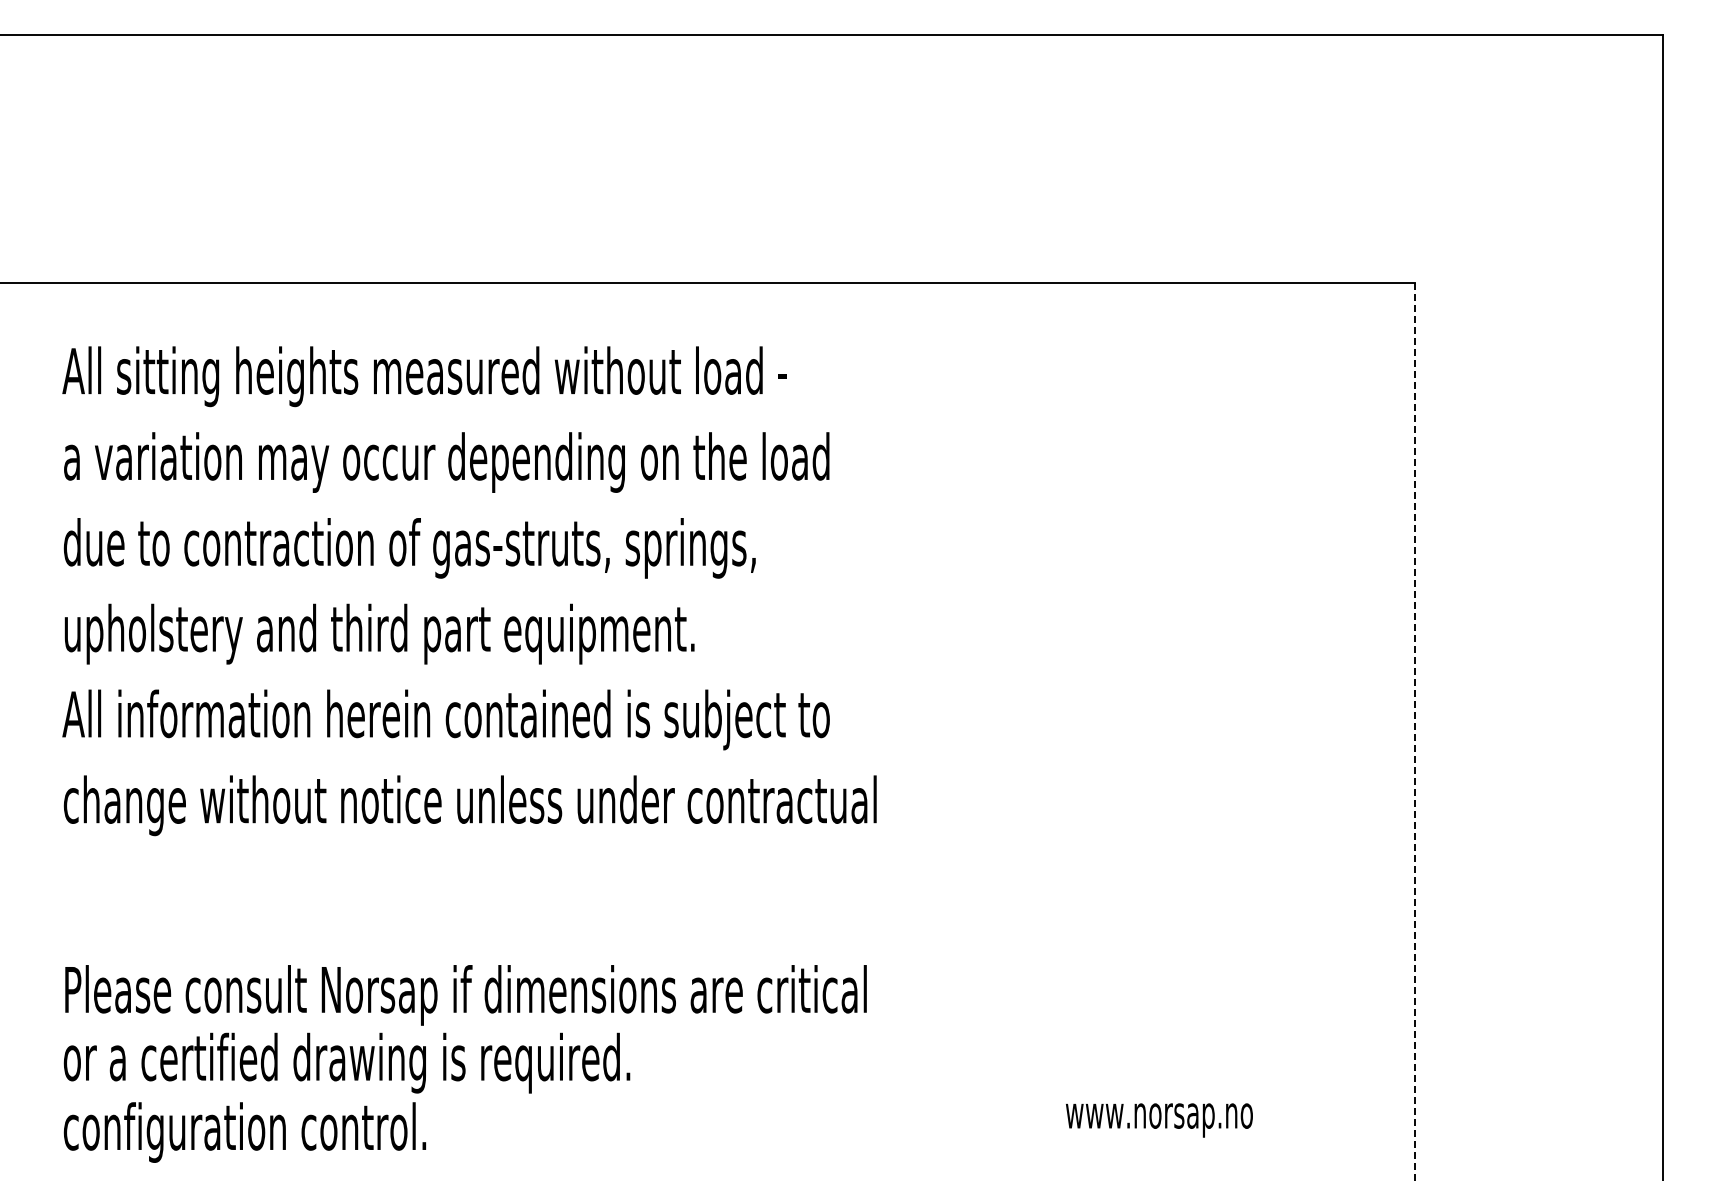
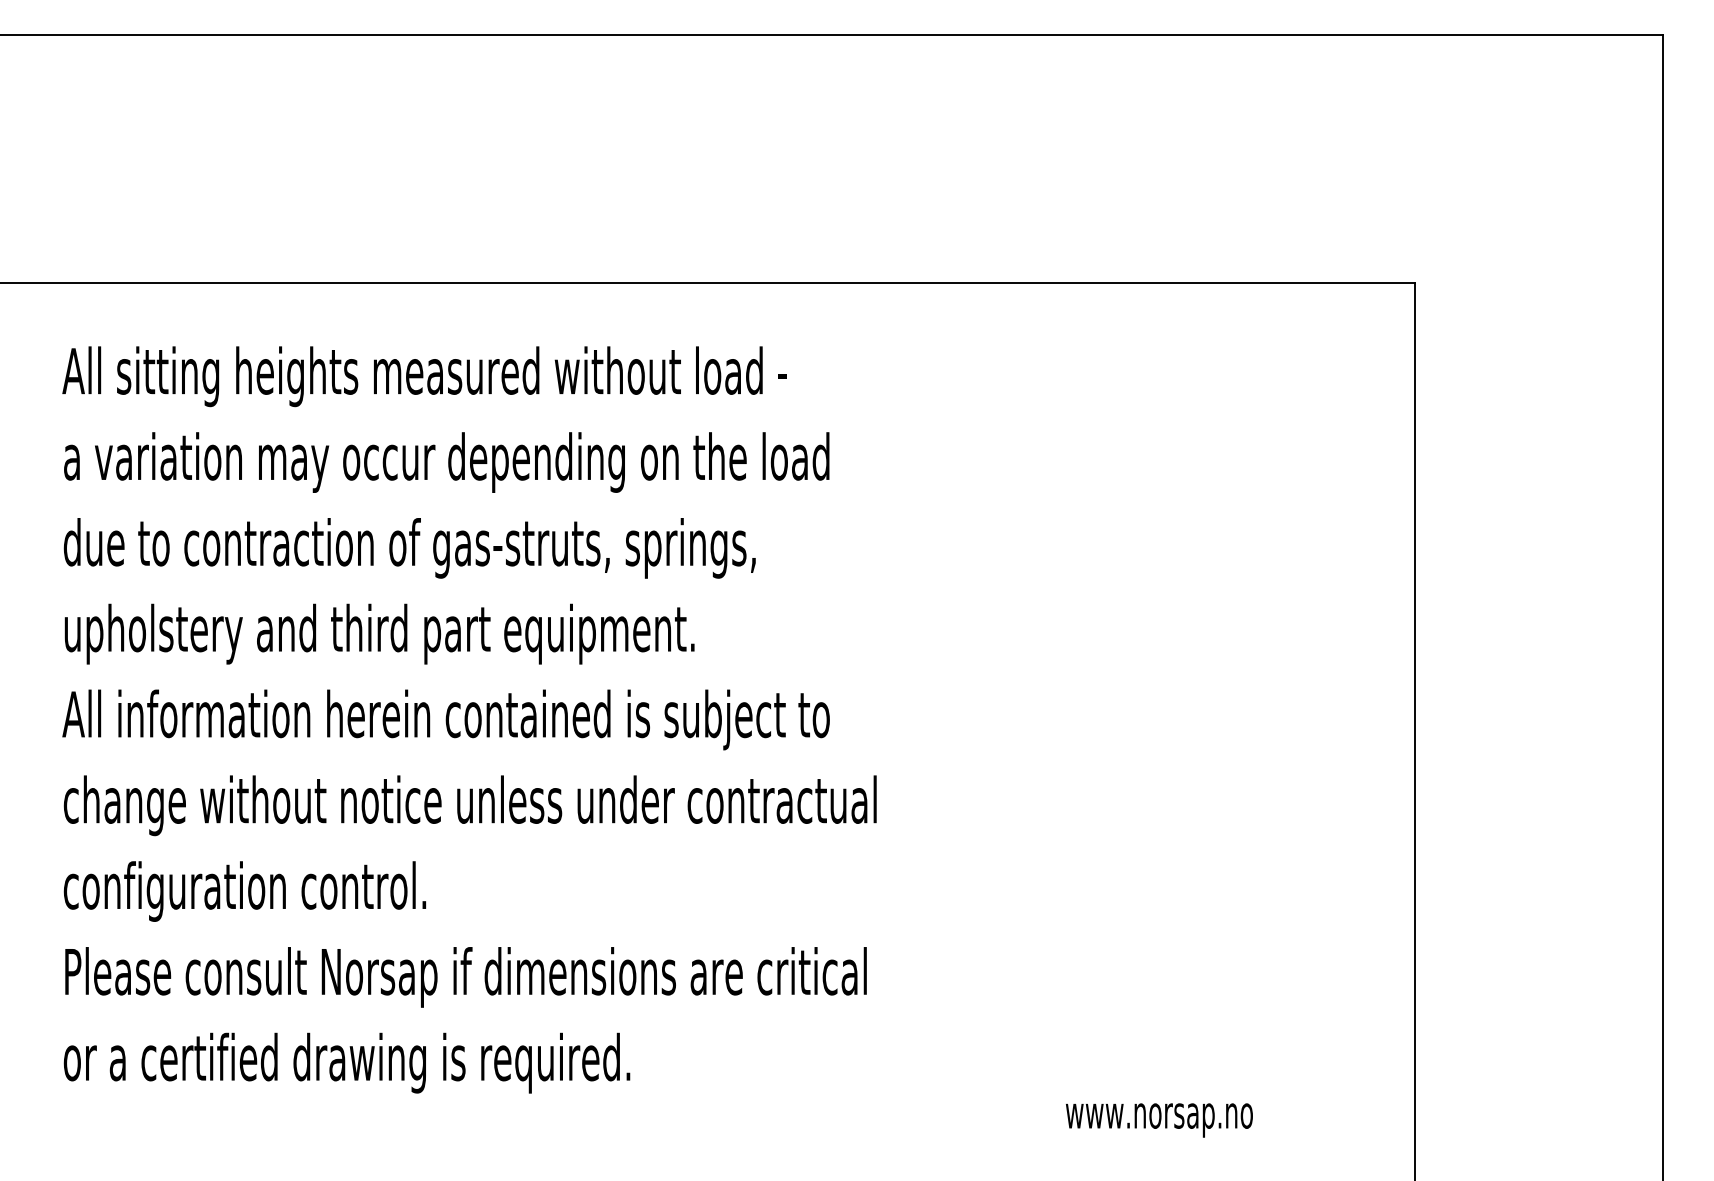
line: dashed -> solid (1415, 731)
text position: (465, 995) -> (465, 977) (465, 977)
text position: (244, 1132) -> (244, 891) (244, 891)
